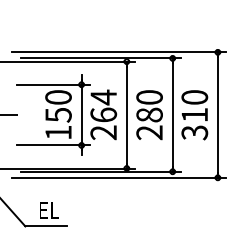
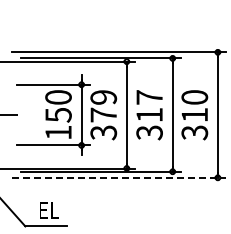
text: 264 -> 379 (103, 114)
text: 280 -> 317 (149, 115)
line: solid -> dashed (119, 177)
